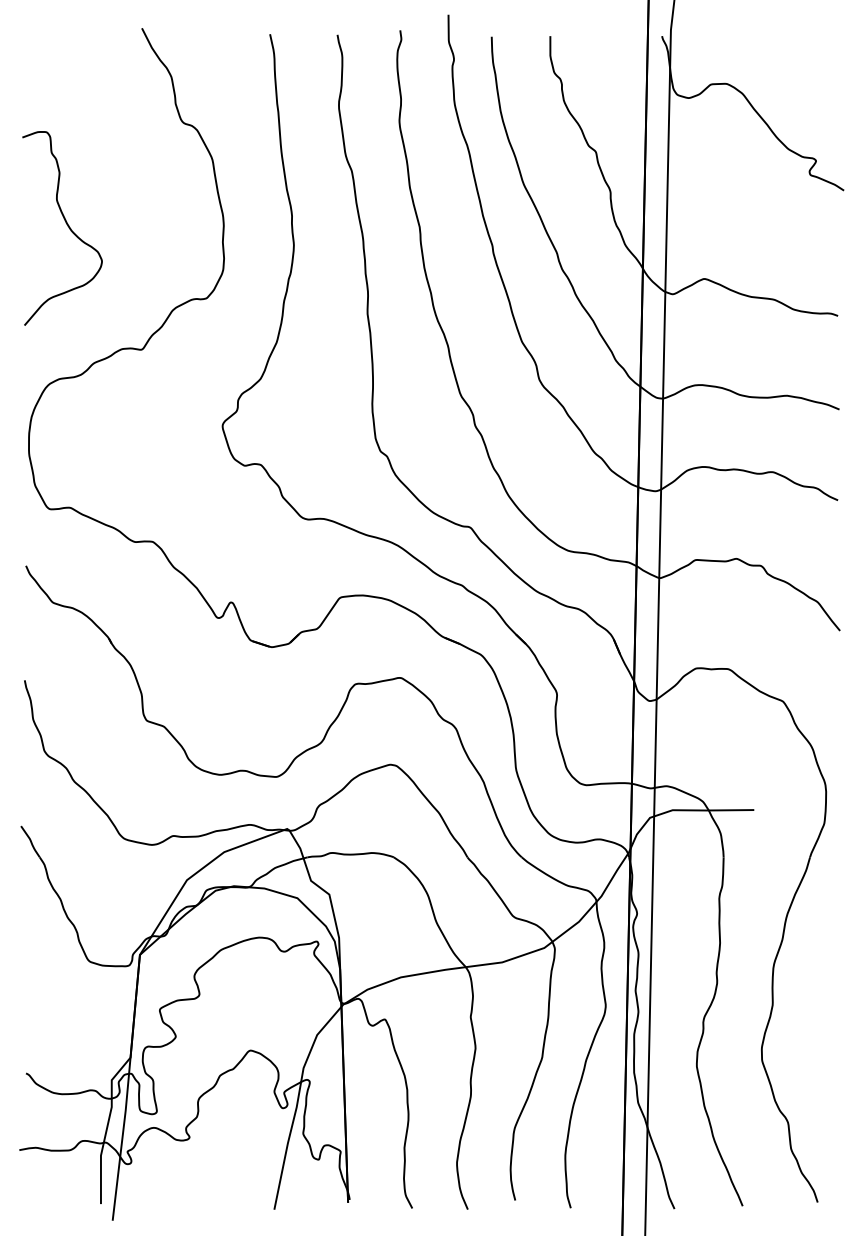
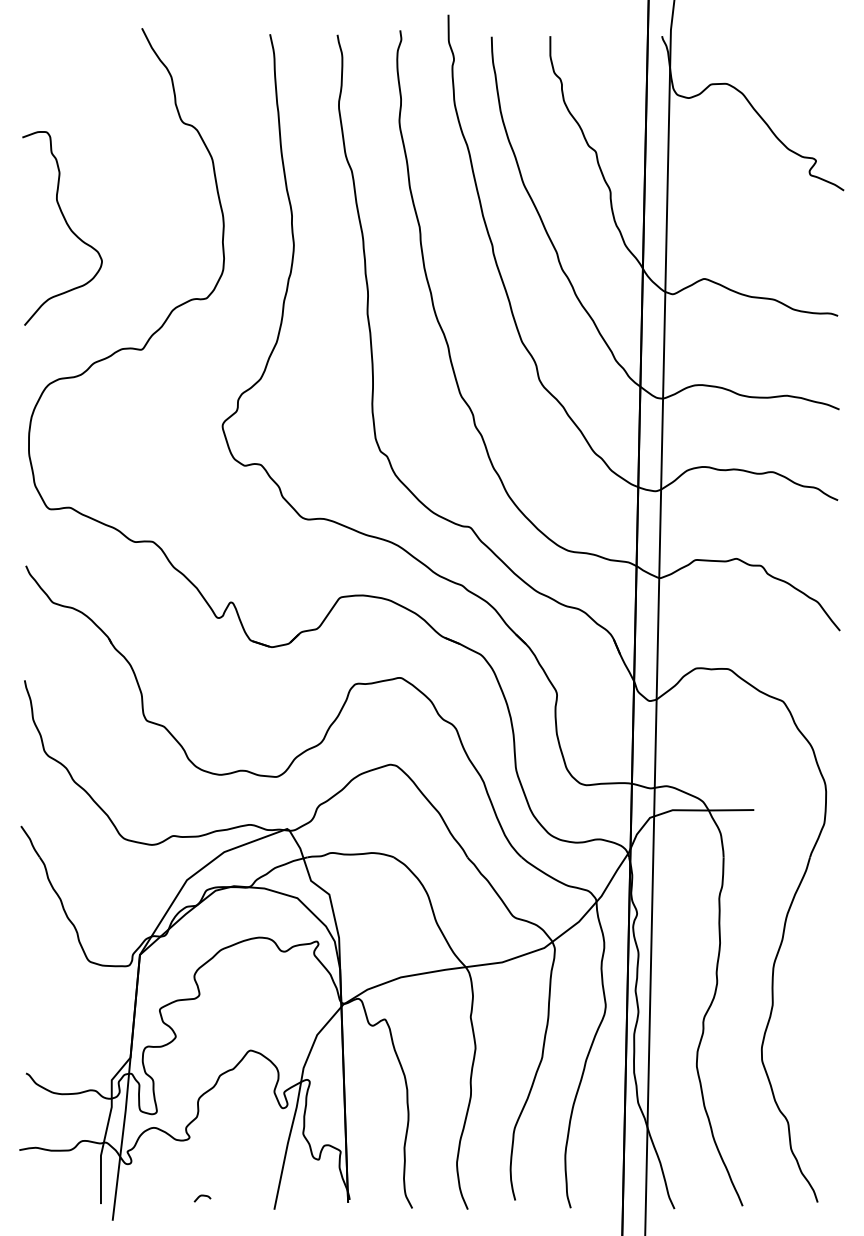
curve: none -> present (202, 1196)
